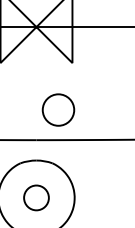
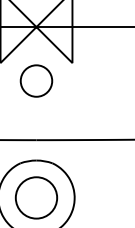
circle position: (58, 109) -> (36, 80) (36, 80)
circle diameter: 25 px -> 41 px (36, 197)
